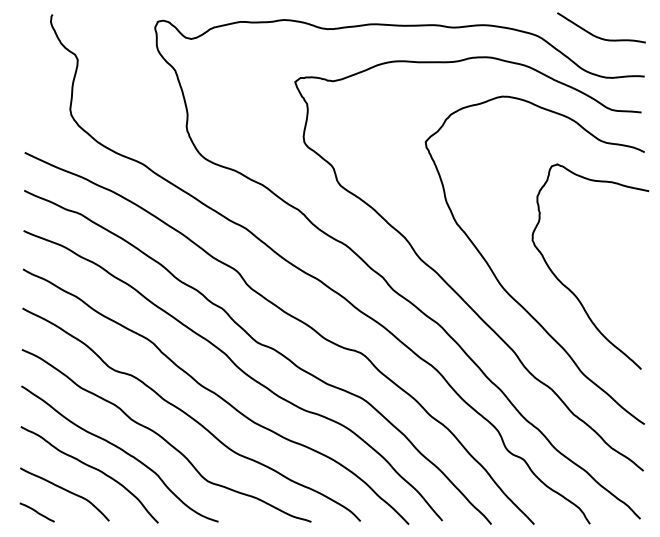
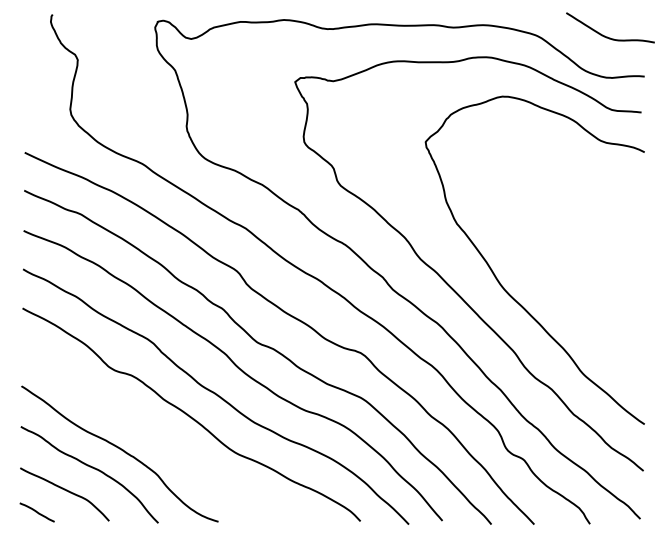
curve position: (596, 35) -> (605, 35) (605, 35)
curve: present -> none (568, 287)
curve: present -> none (163, 437)
